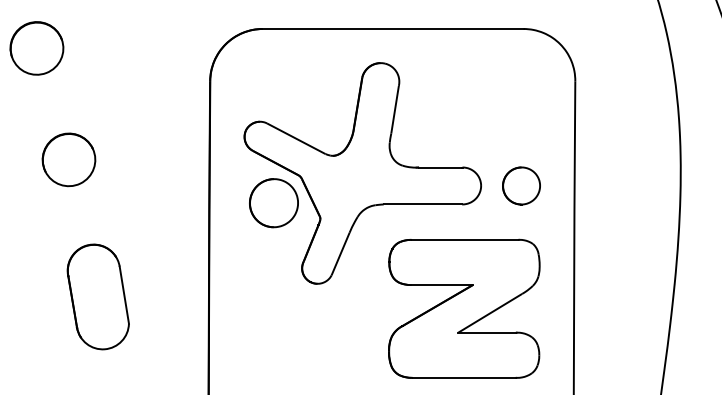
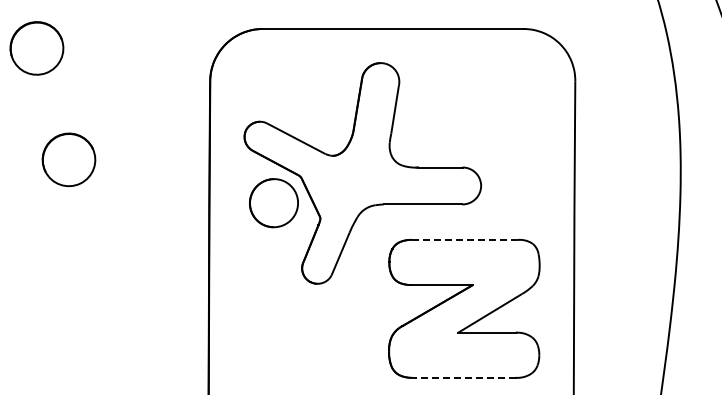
part: present -> none (521, 185)
line: solid -> dashed (465, 239)
part: present -> none (97, 296)
line: solid -> dashed (463, 377)
